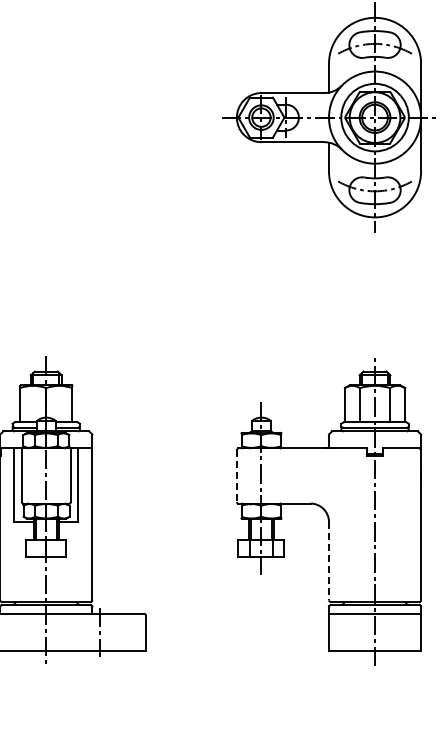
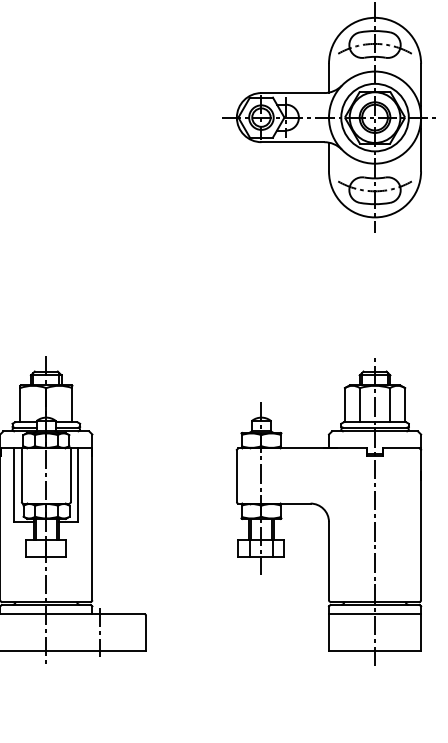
line: dashed -> solid (236, 476)
line: dashed -> solid (328, 561)
